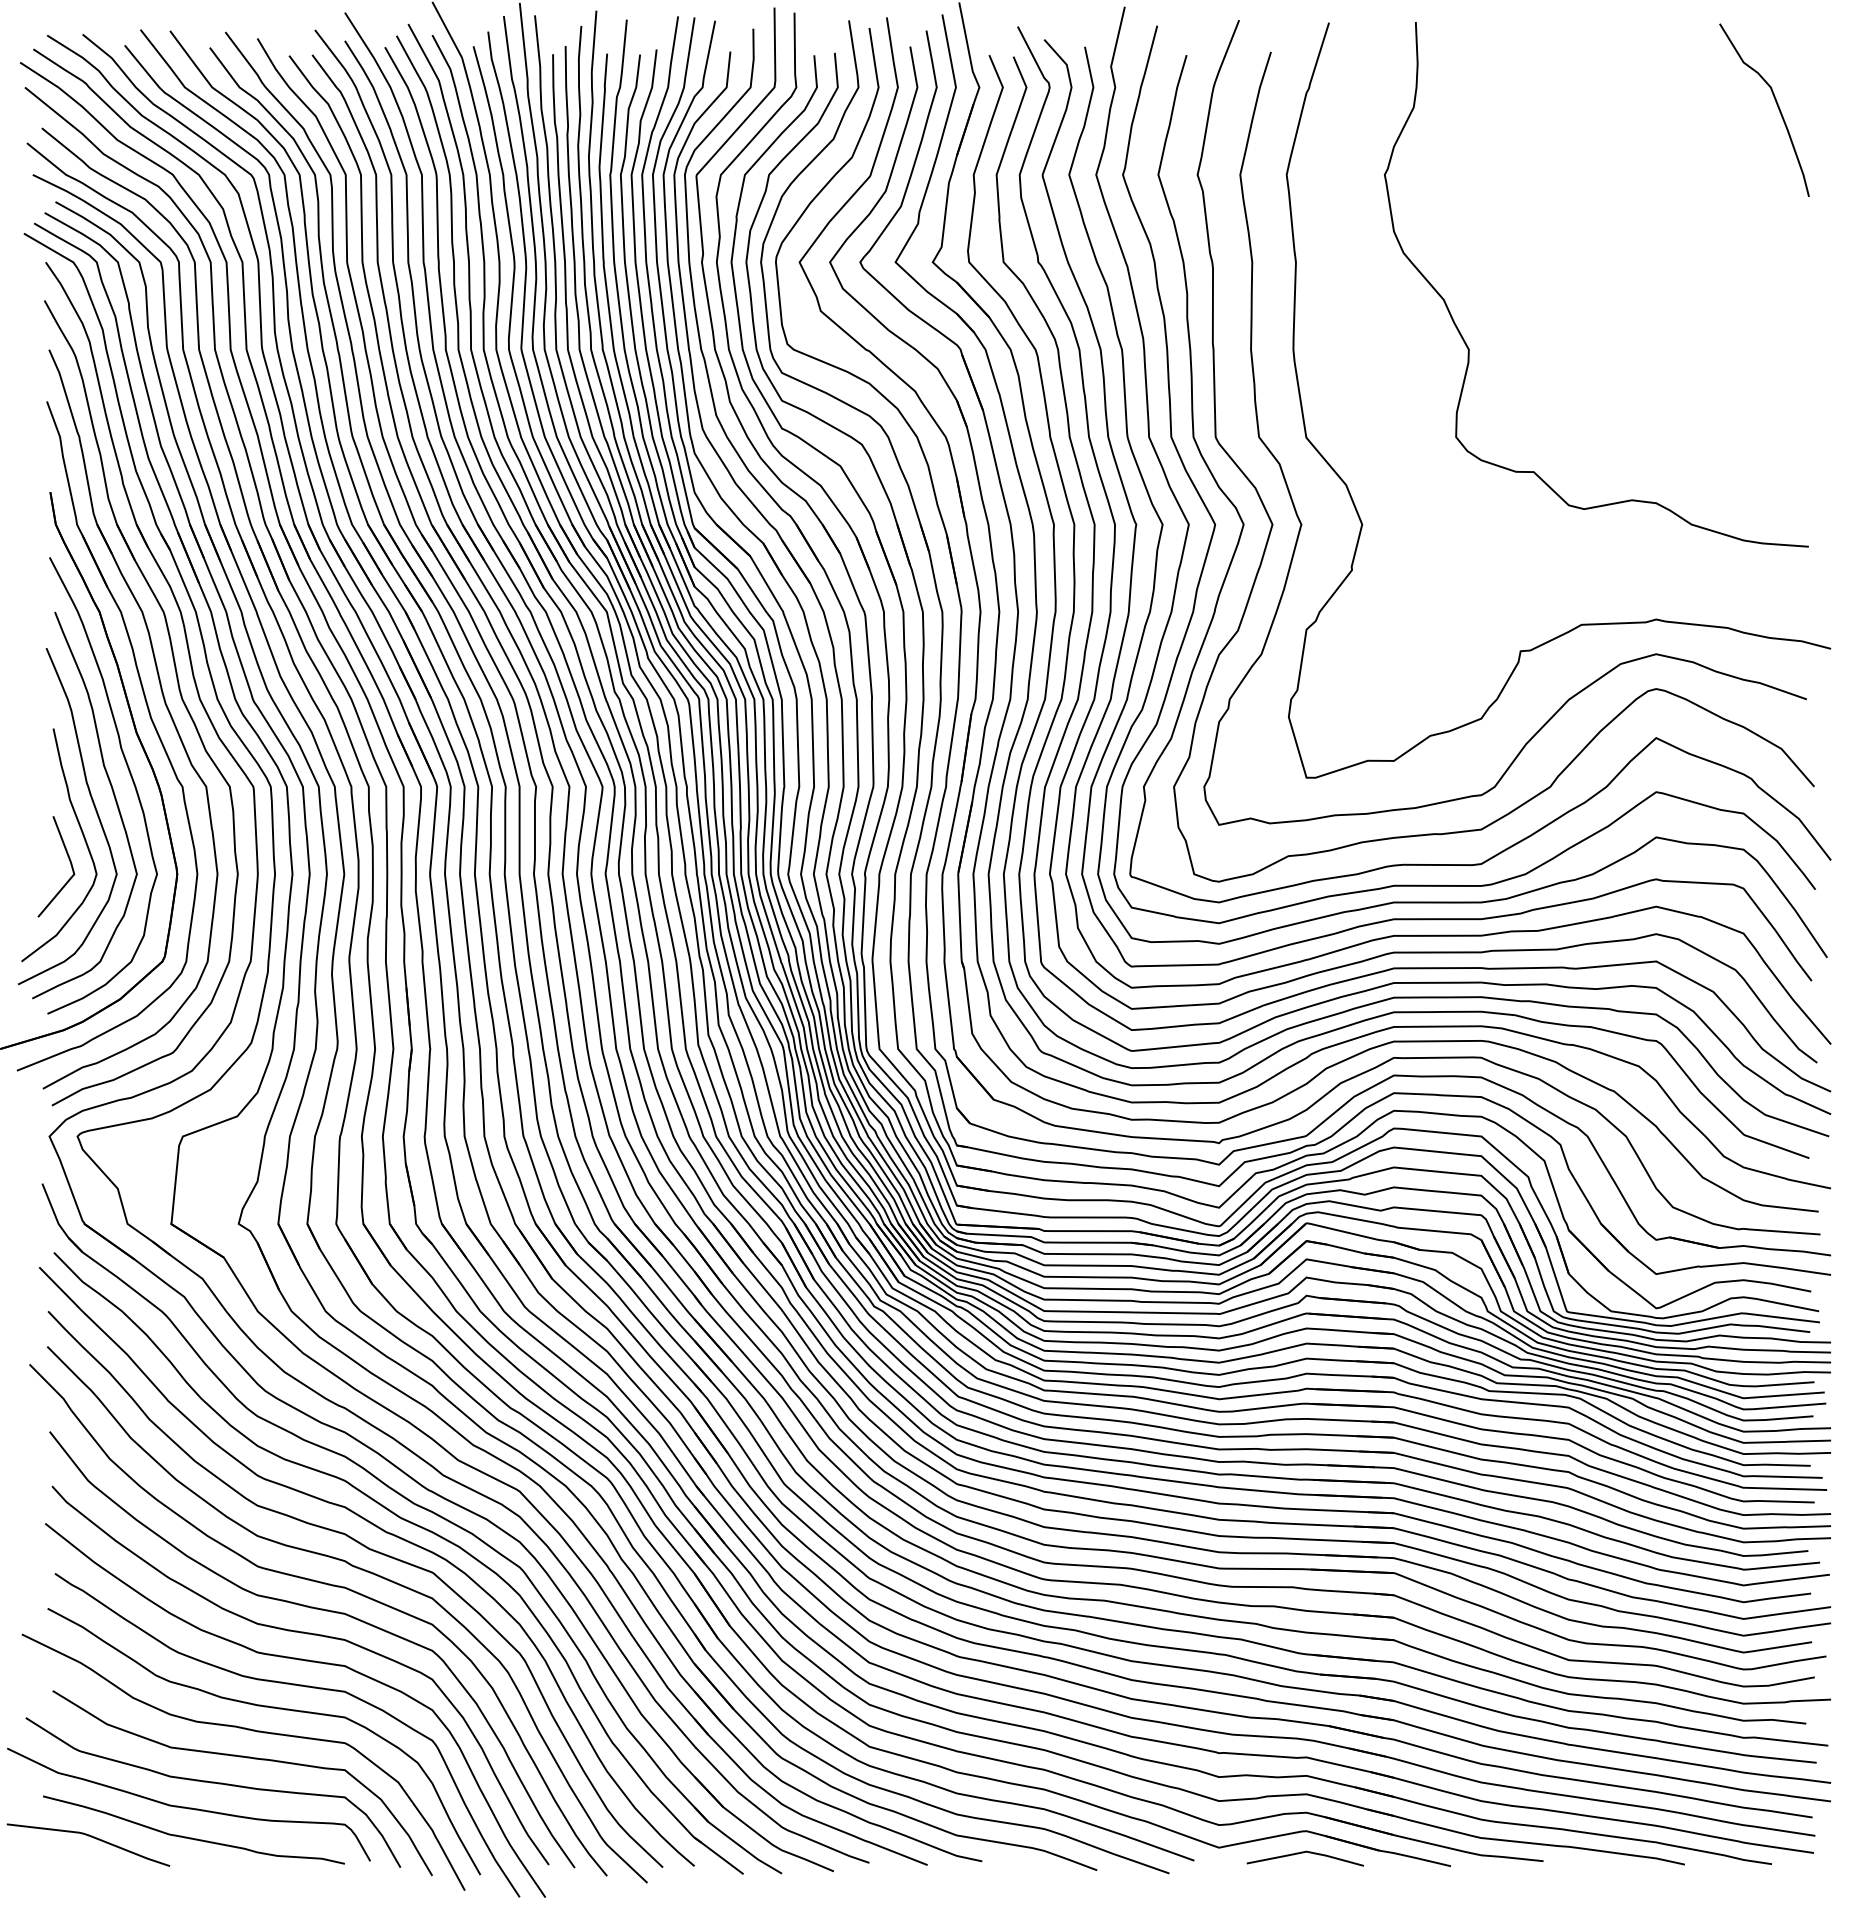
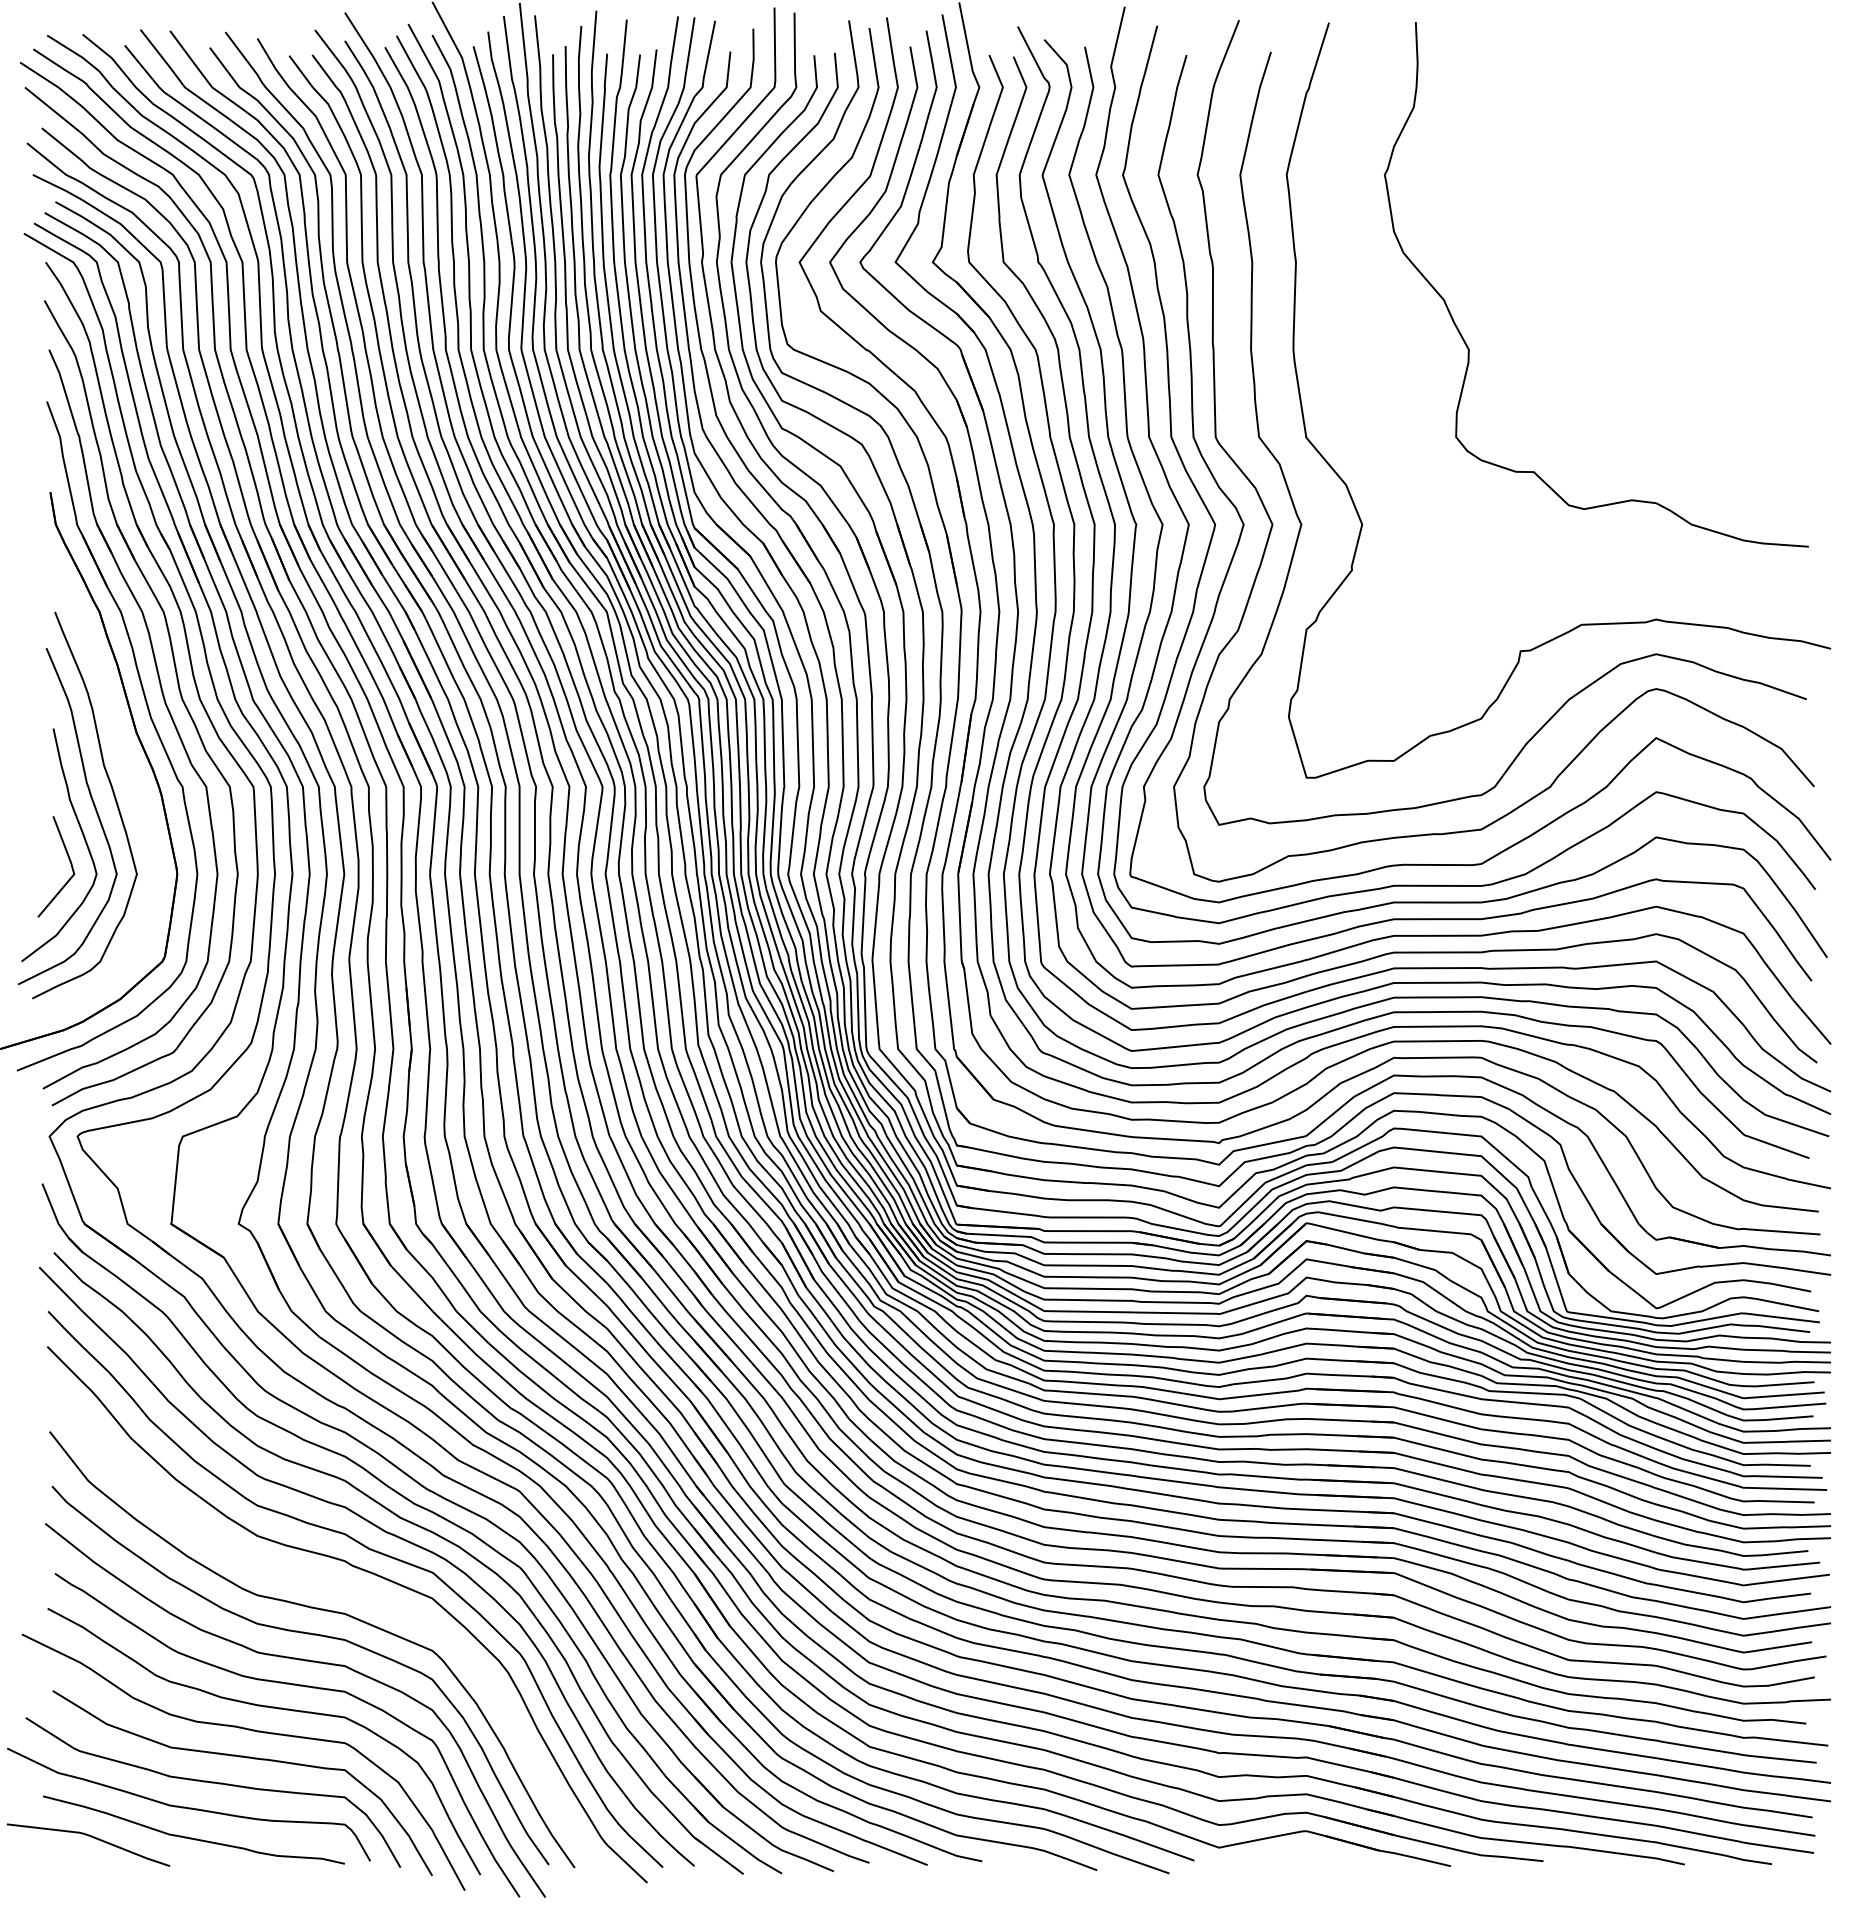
curve: present -> none (1776, 104)
curve: present -> none (130, 776)
curve: present -> none (328, 1585)
line: present -> none (1303, 1853)
